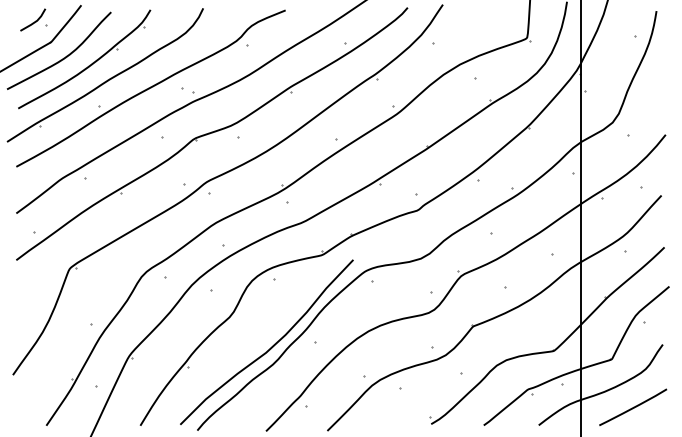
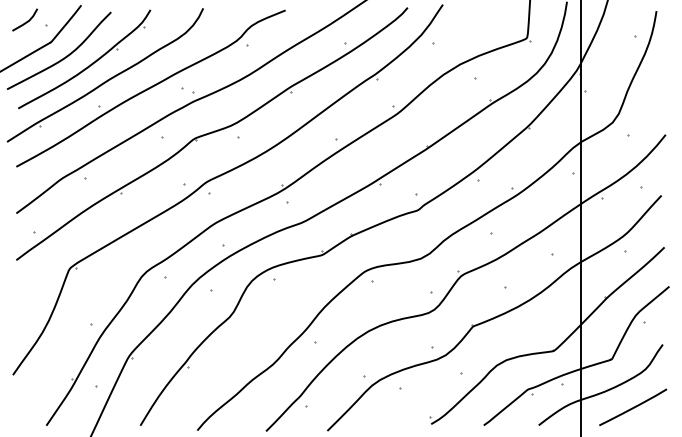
line position: (35, 20) -> (27, 20) (27, 20)
curve: present -> none (271, 346)
